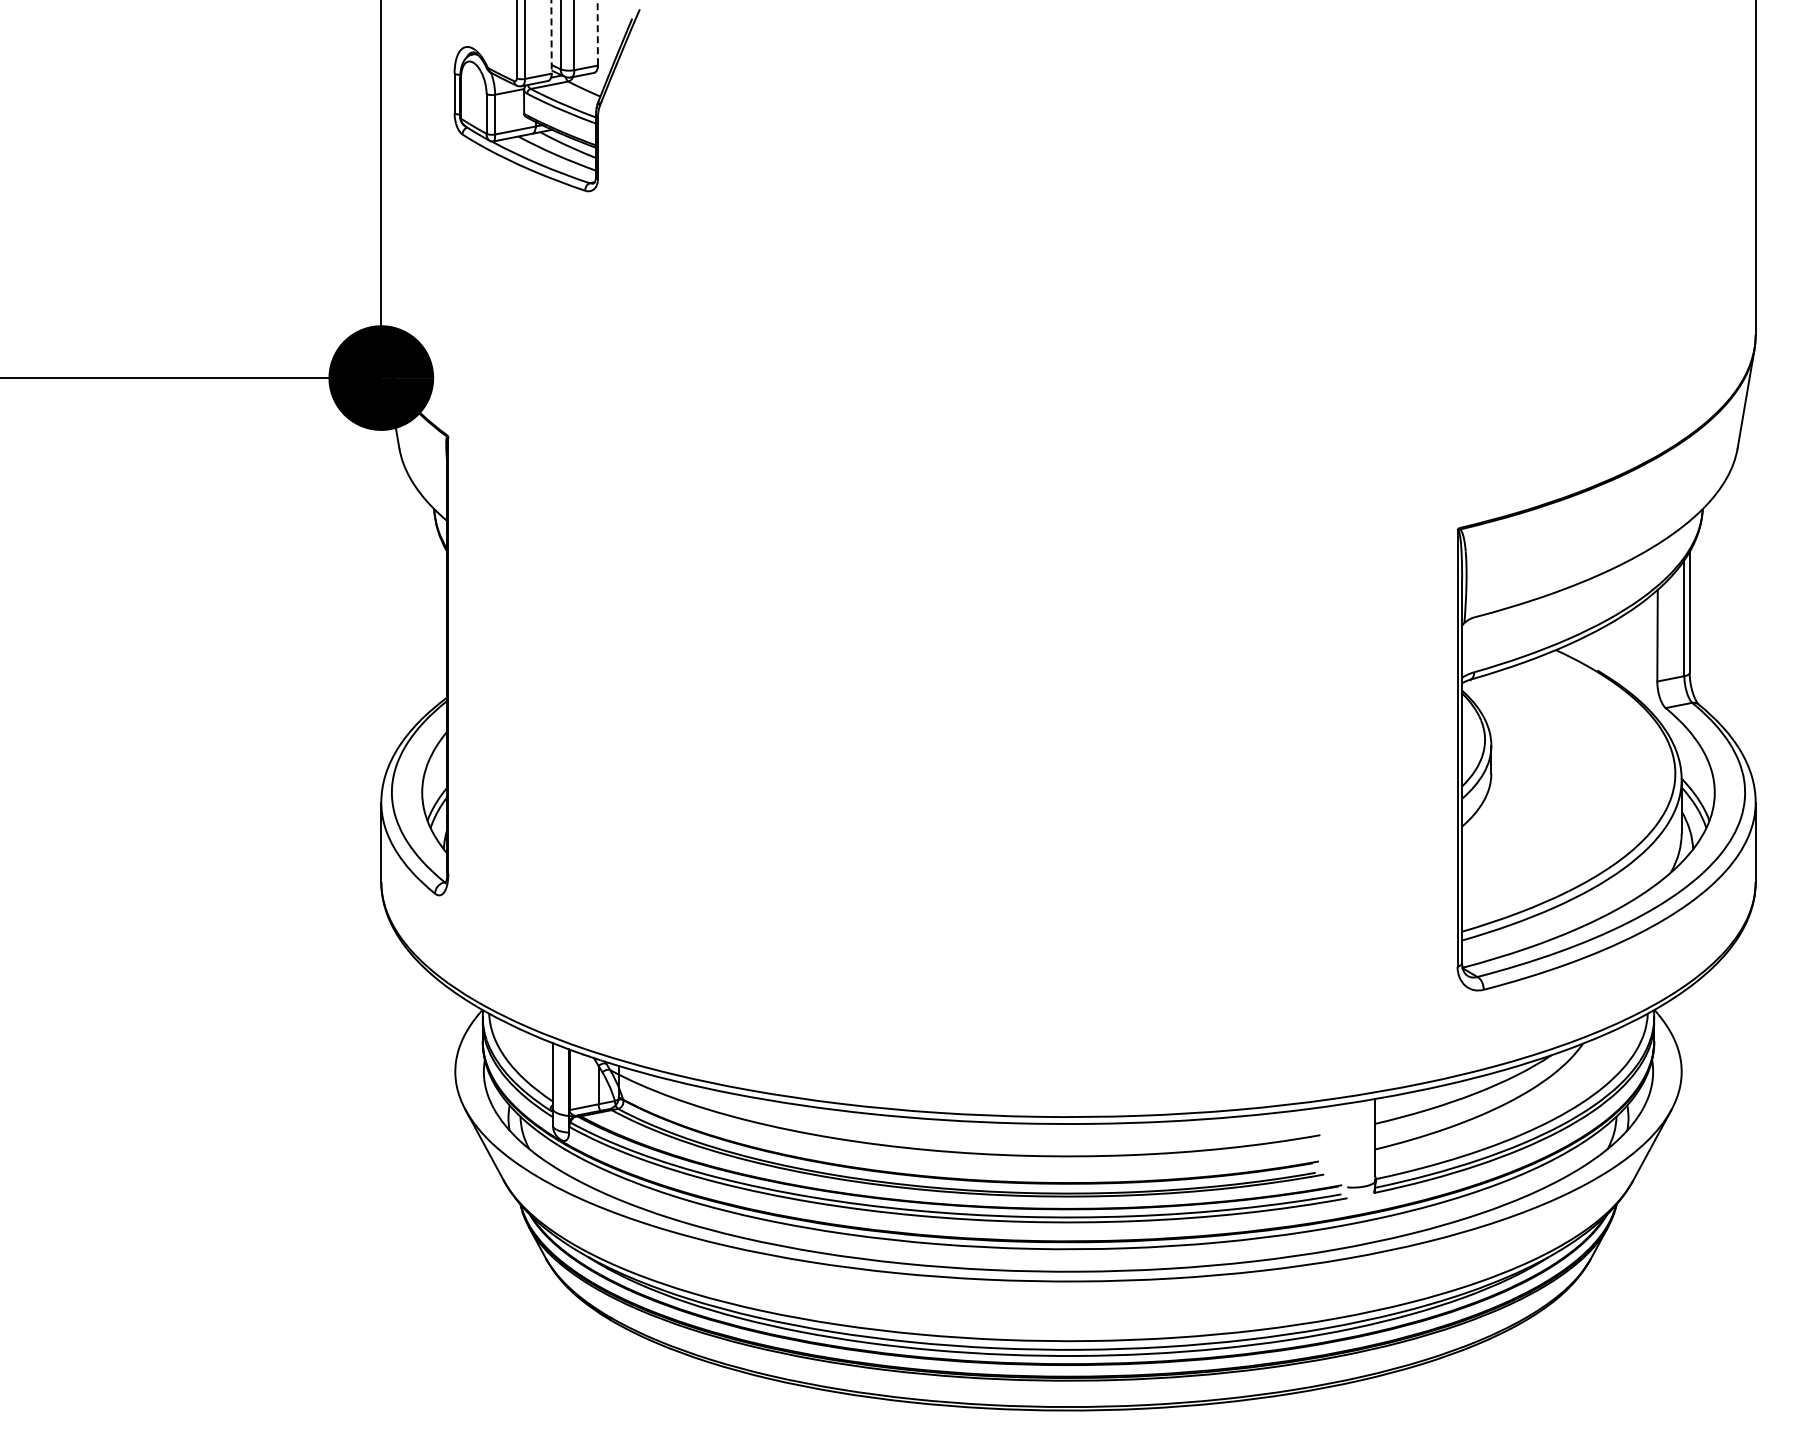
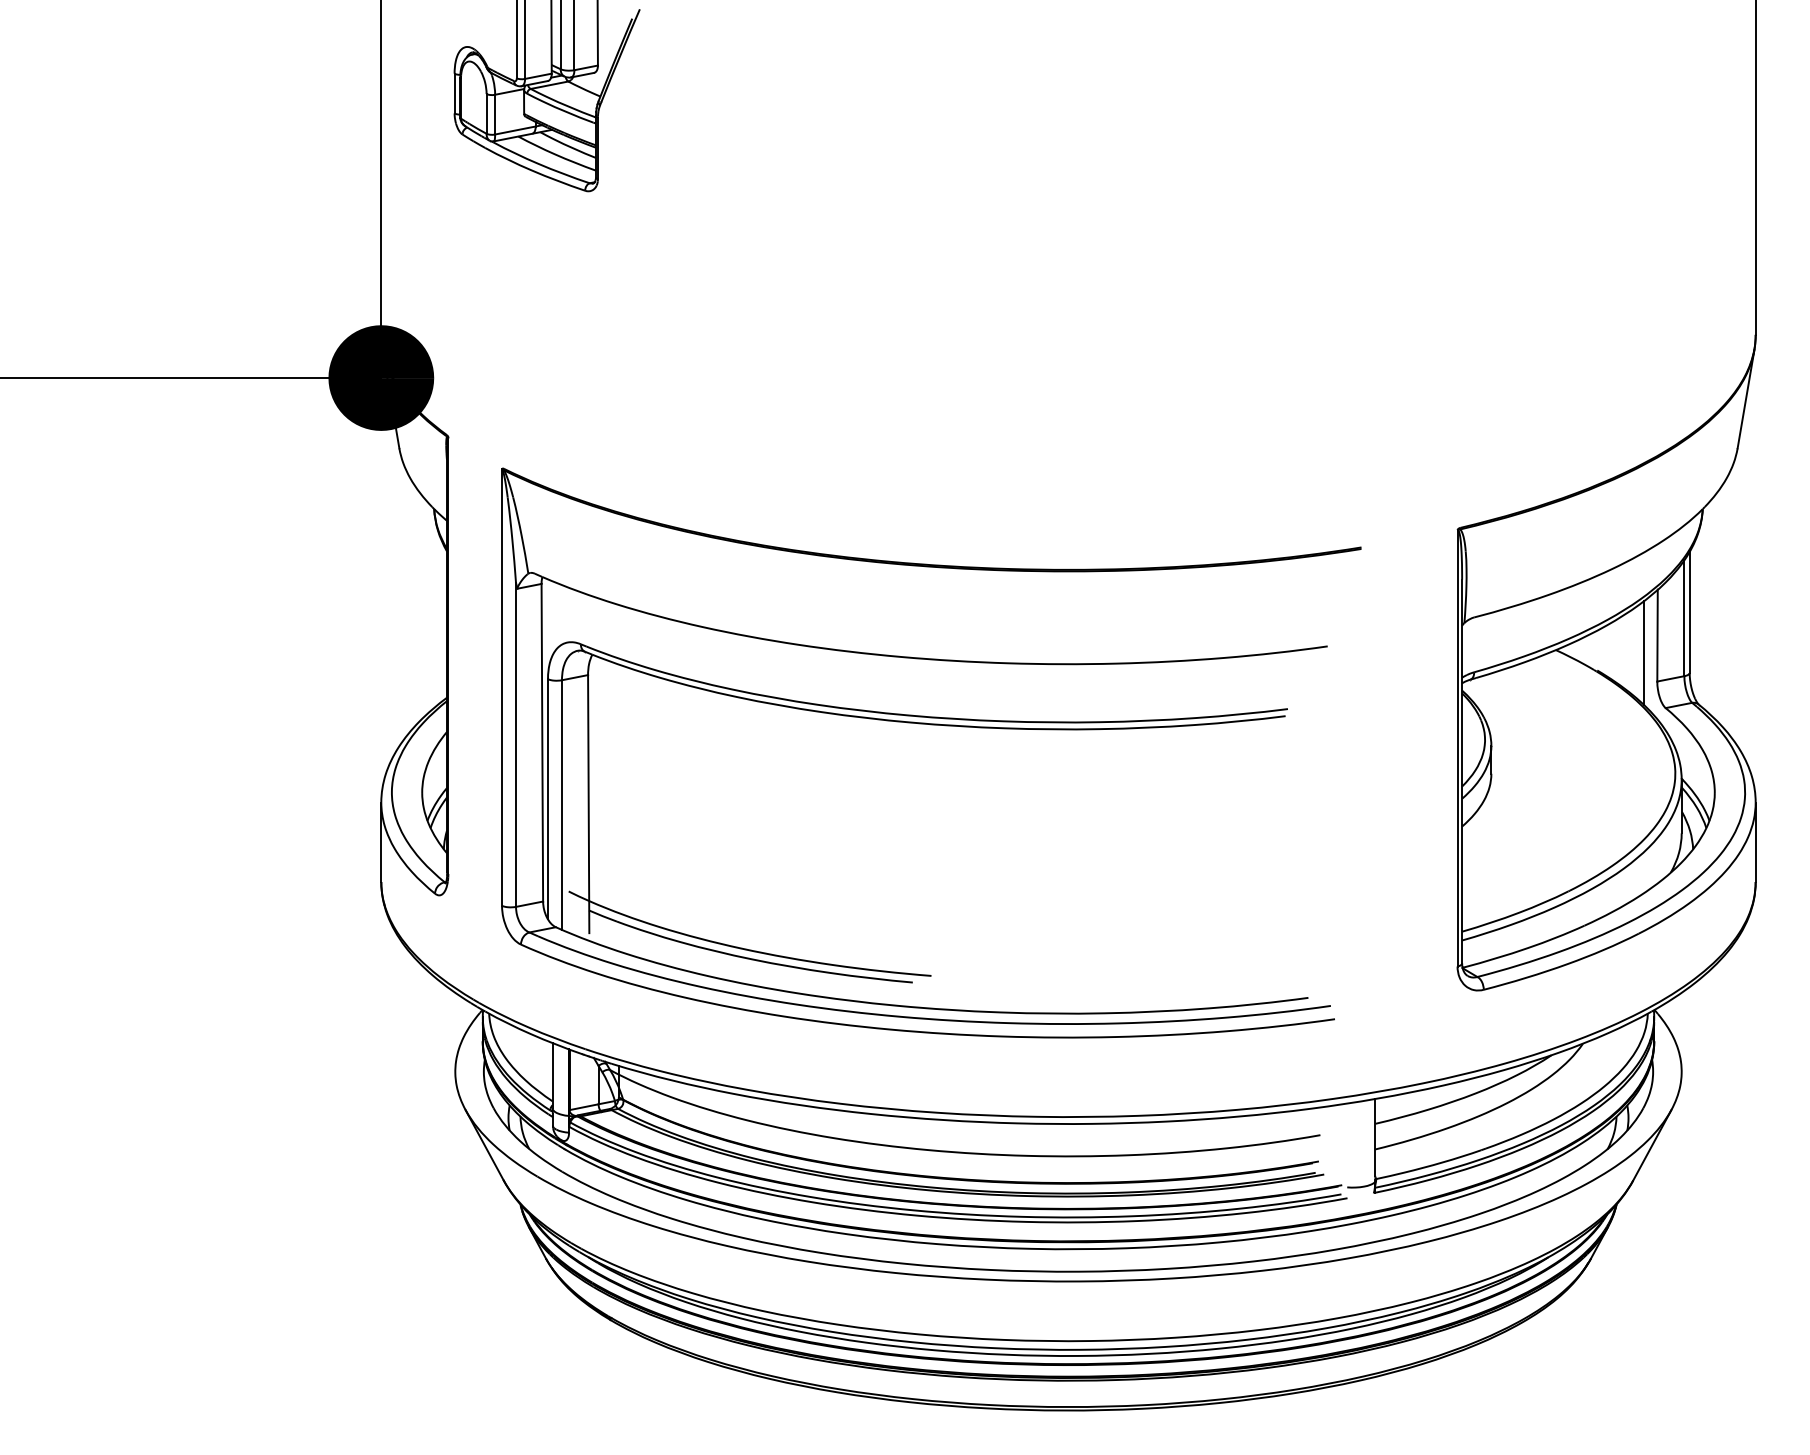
line: dashed -> solid (597, 32)
line: dashed -> solid (551, 36)
line: none -> present (1643, 653)
part: none -> present (931, 725)
